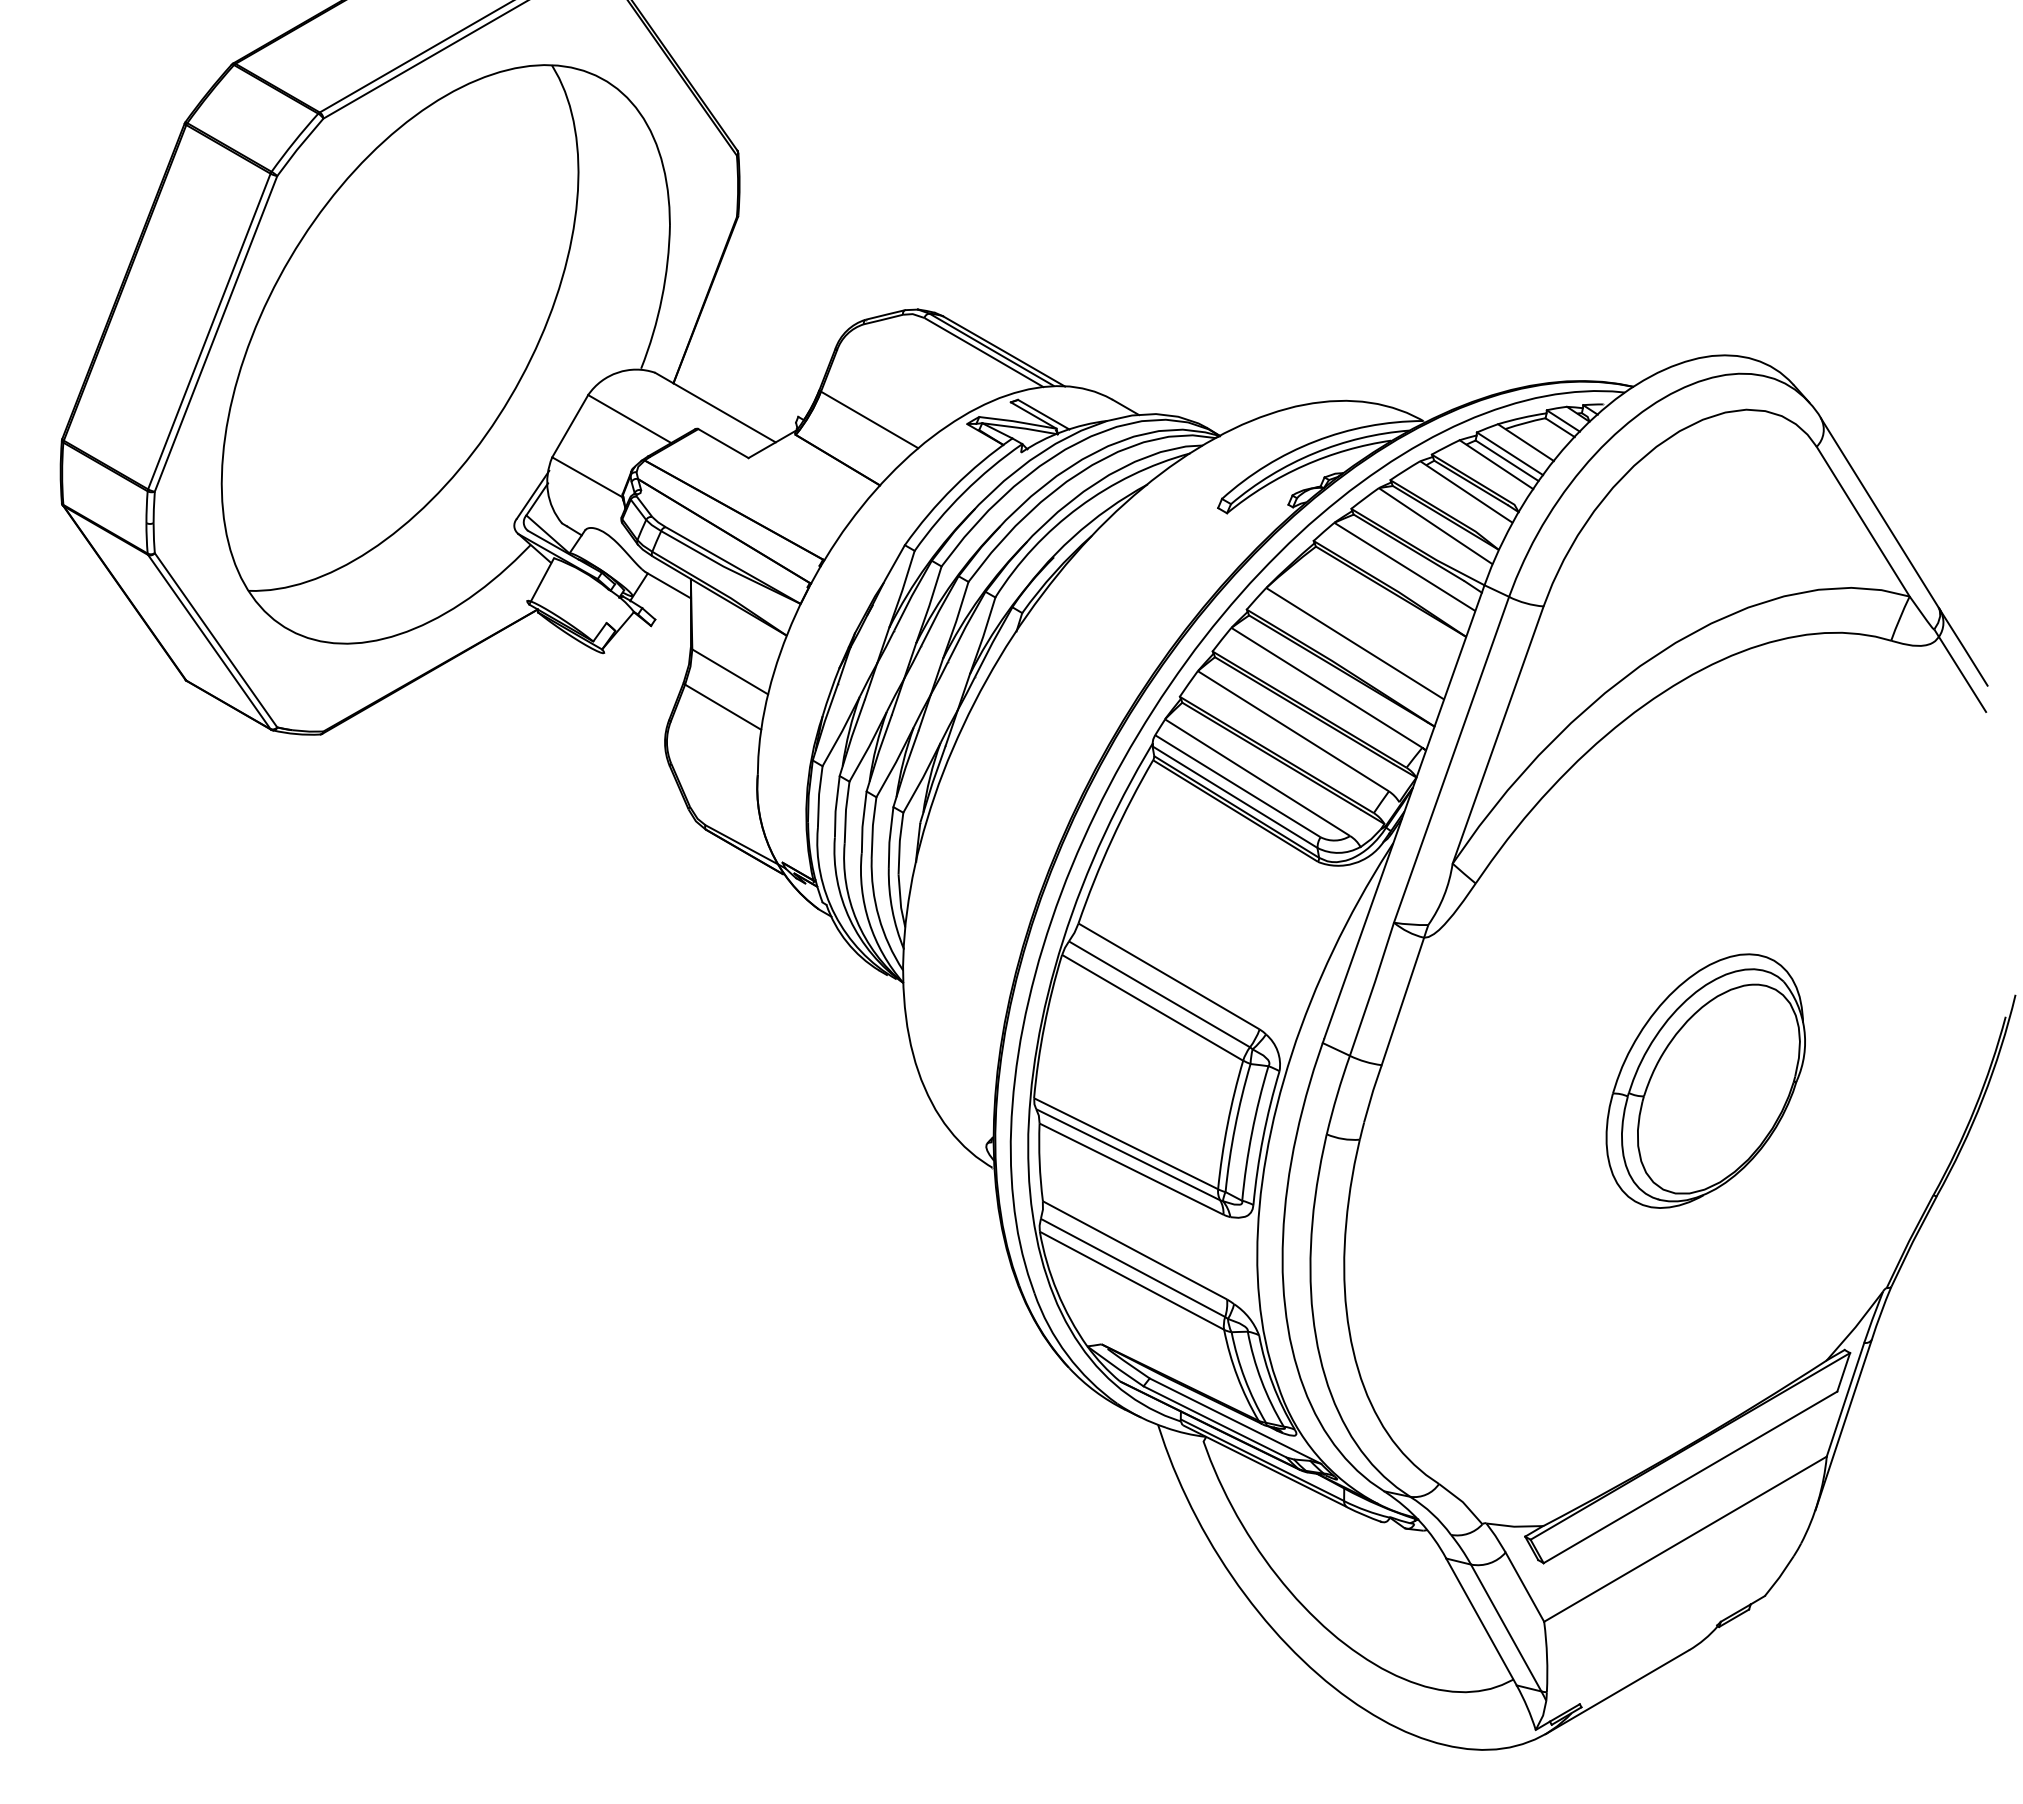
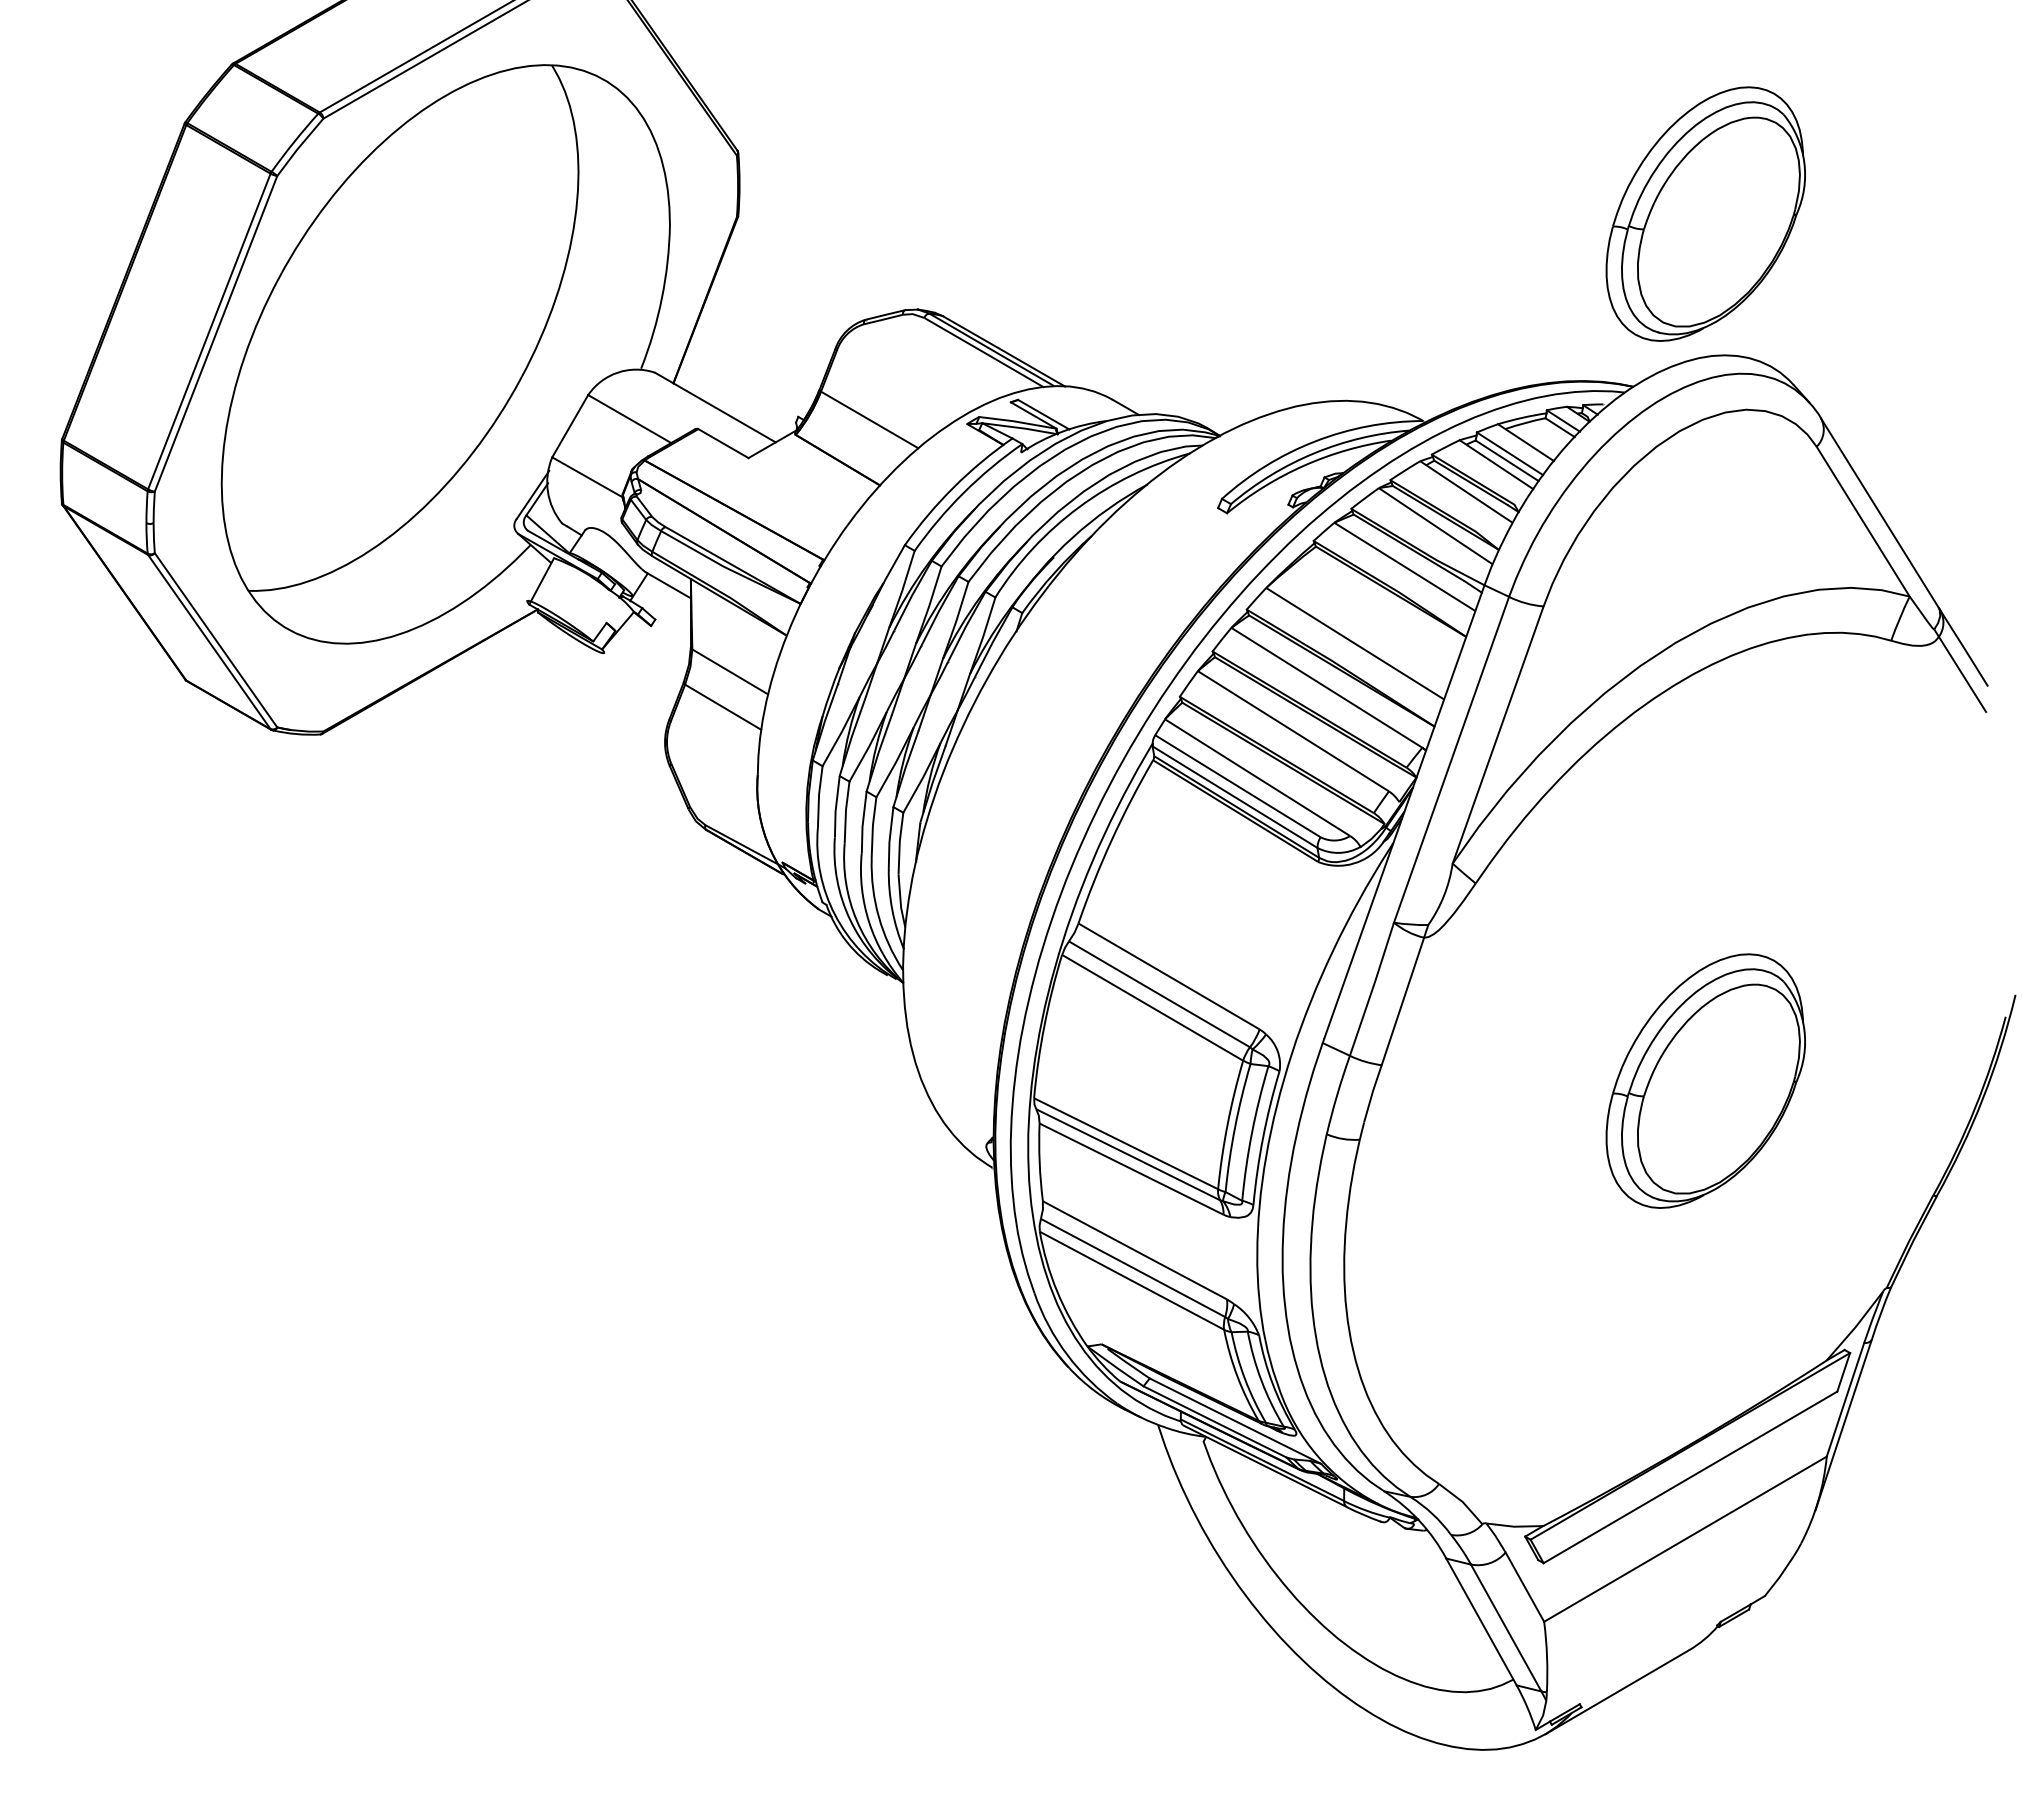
part: none -> present (1705, 213)
